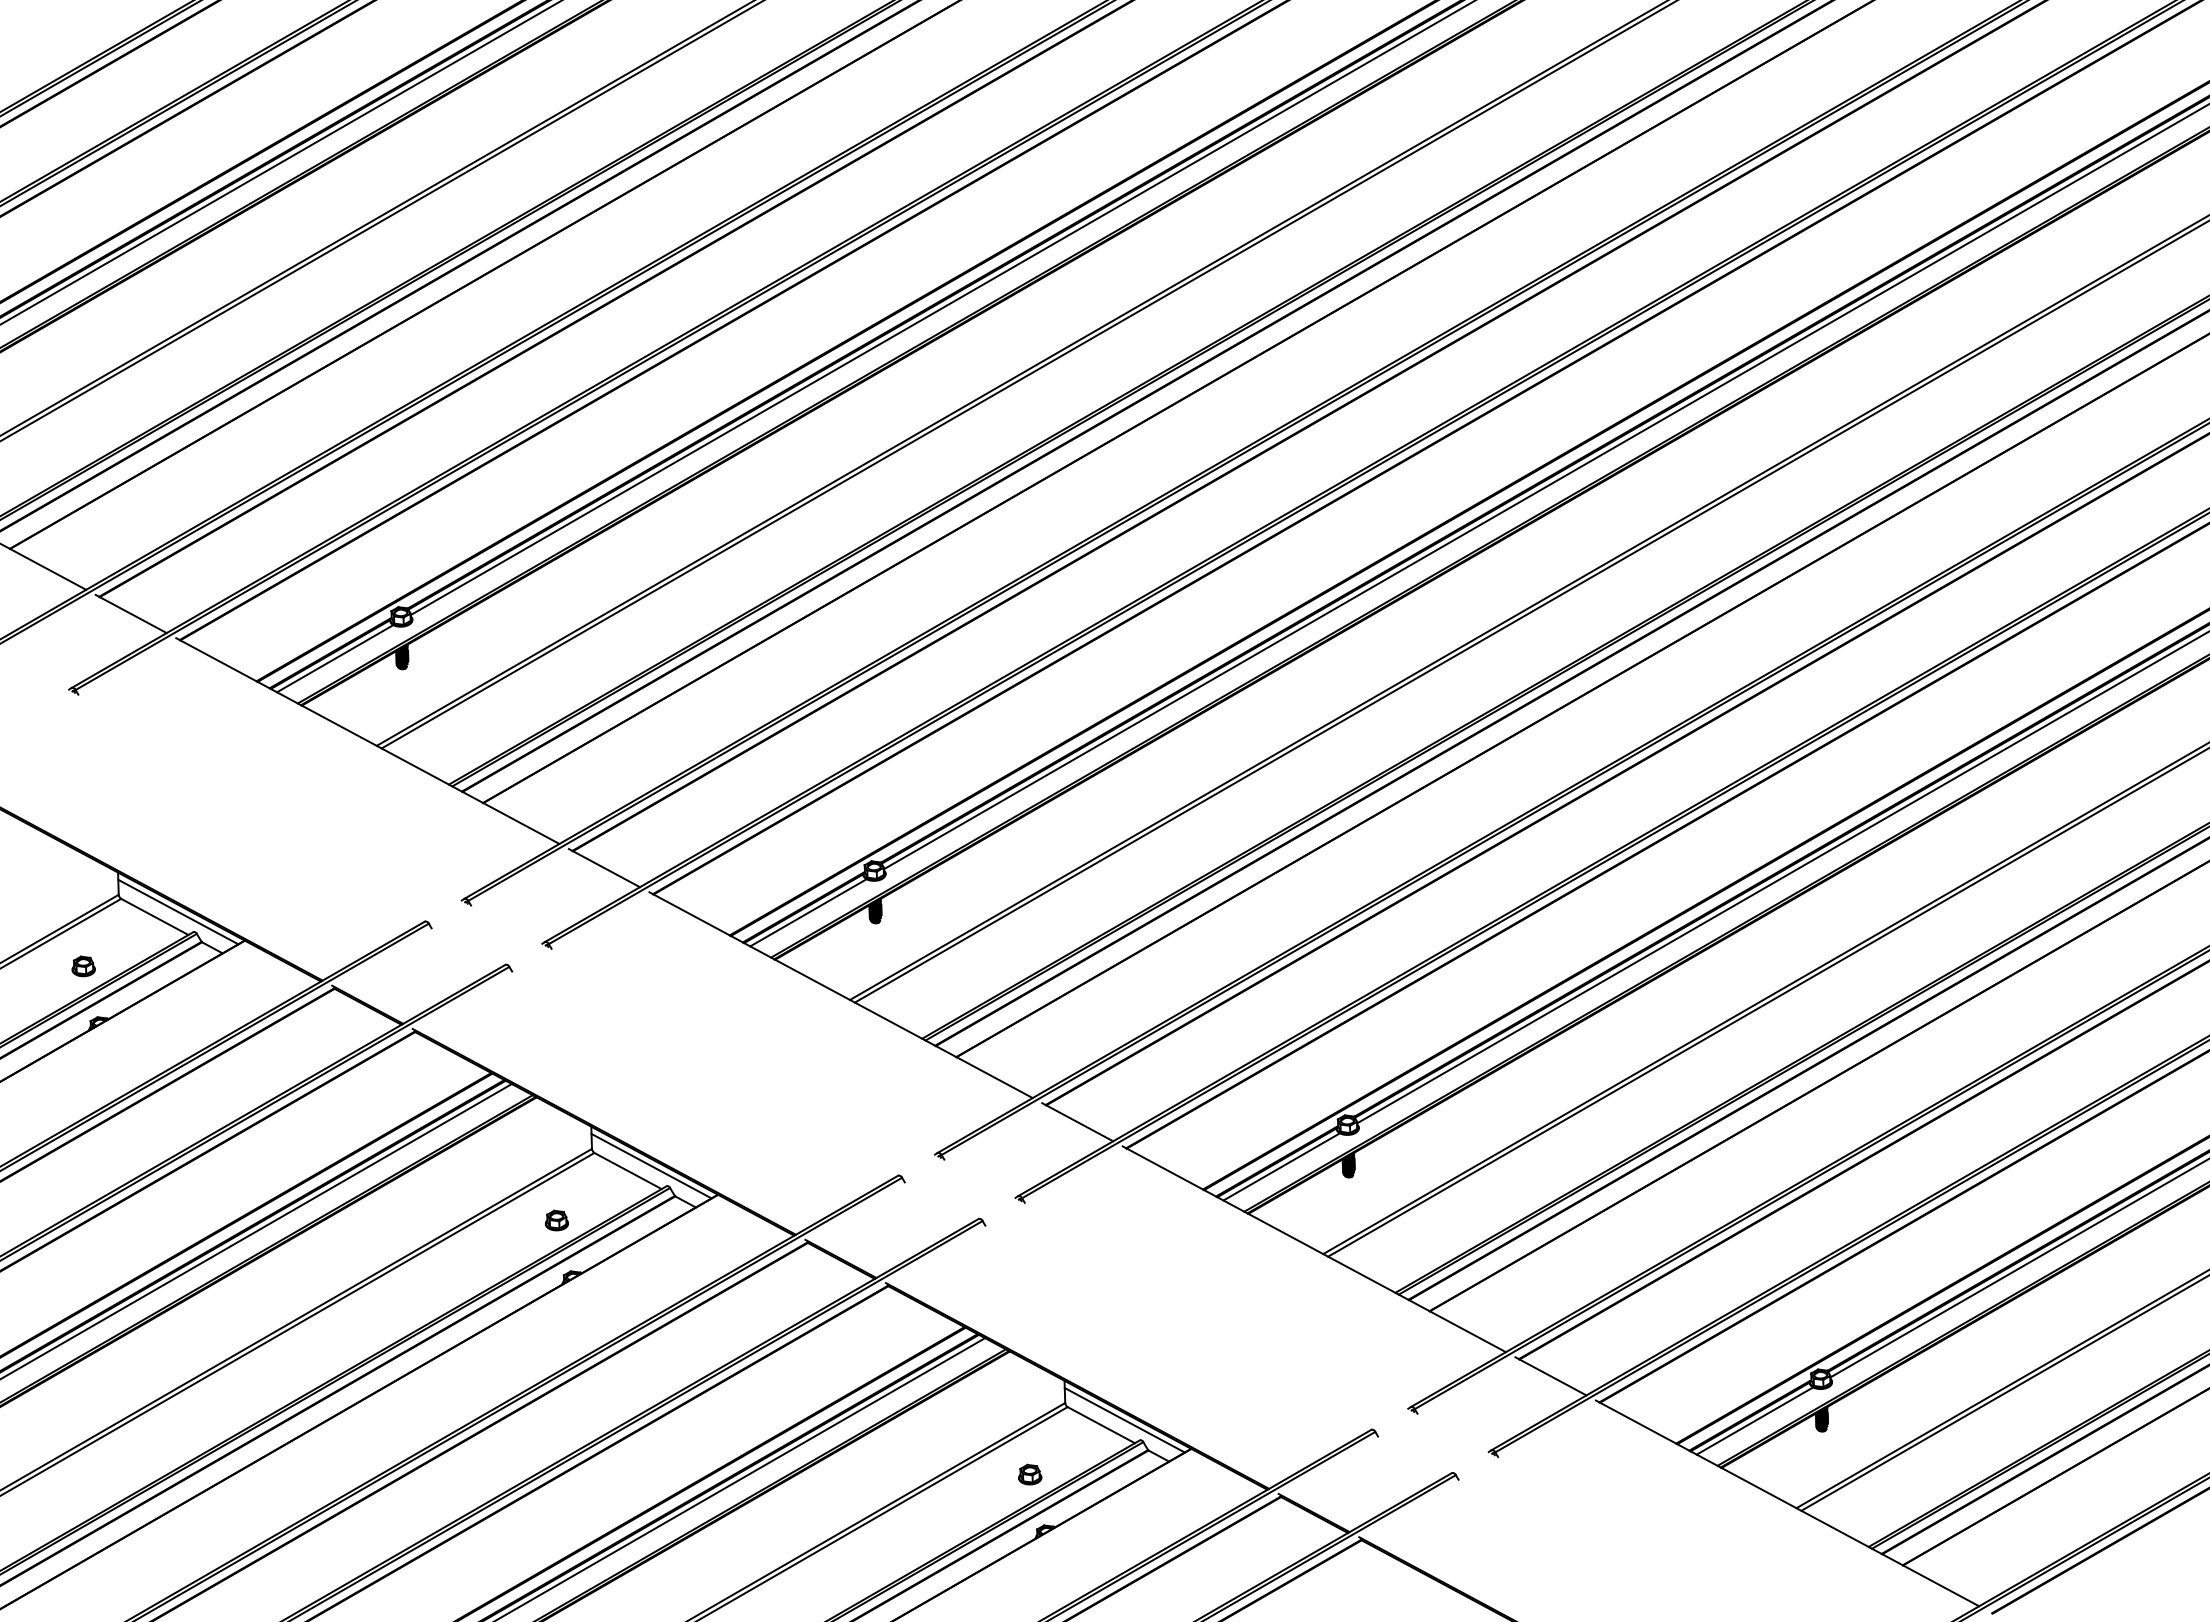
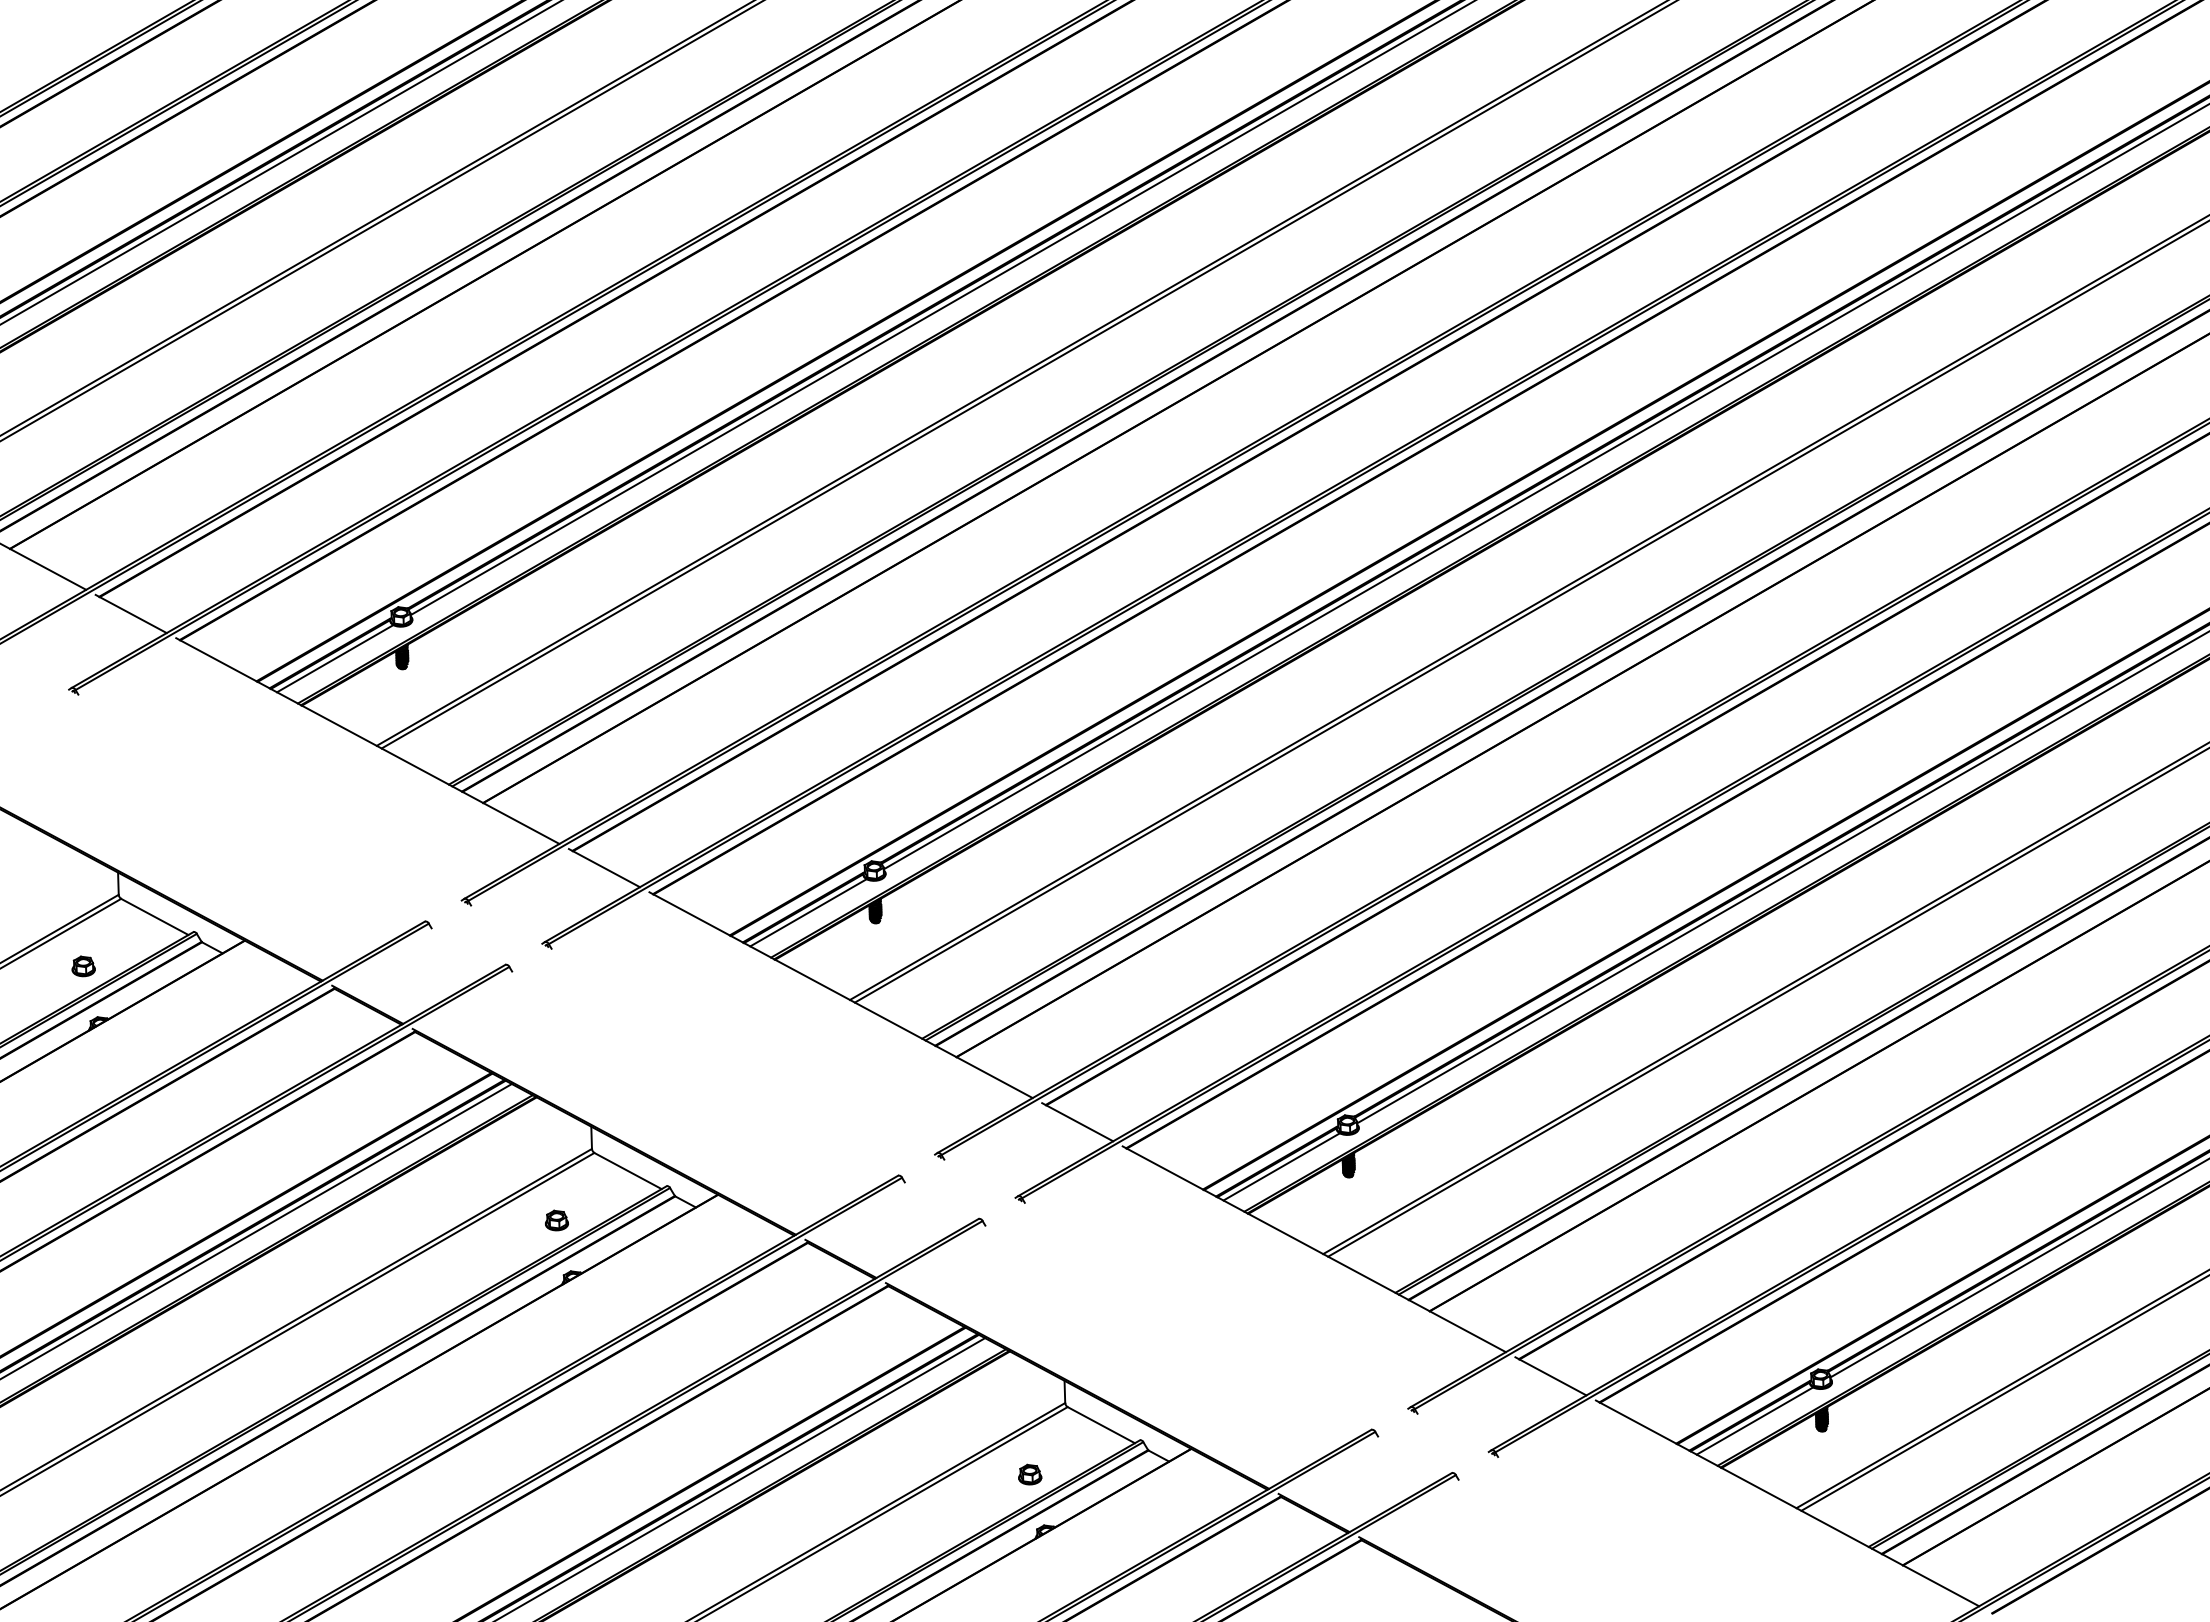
line: present -> none (178, 911)
line: present -> none (651, 1165)
line: present -> none (1124, 1420)
